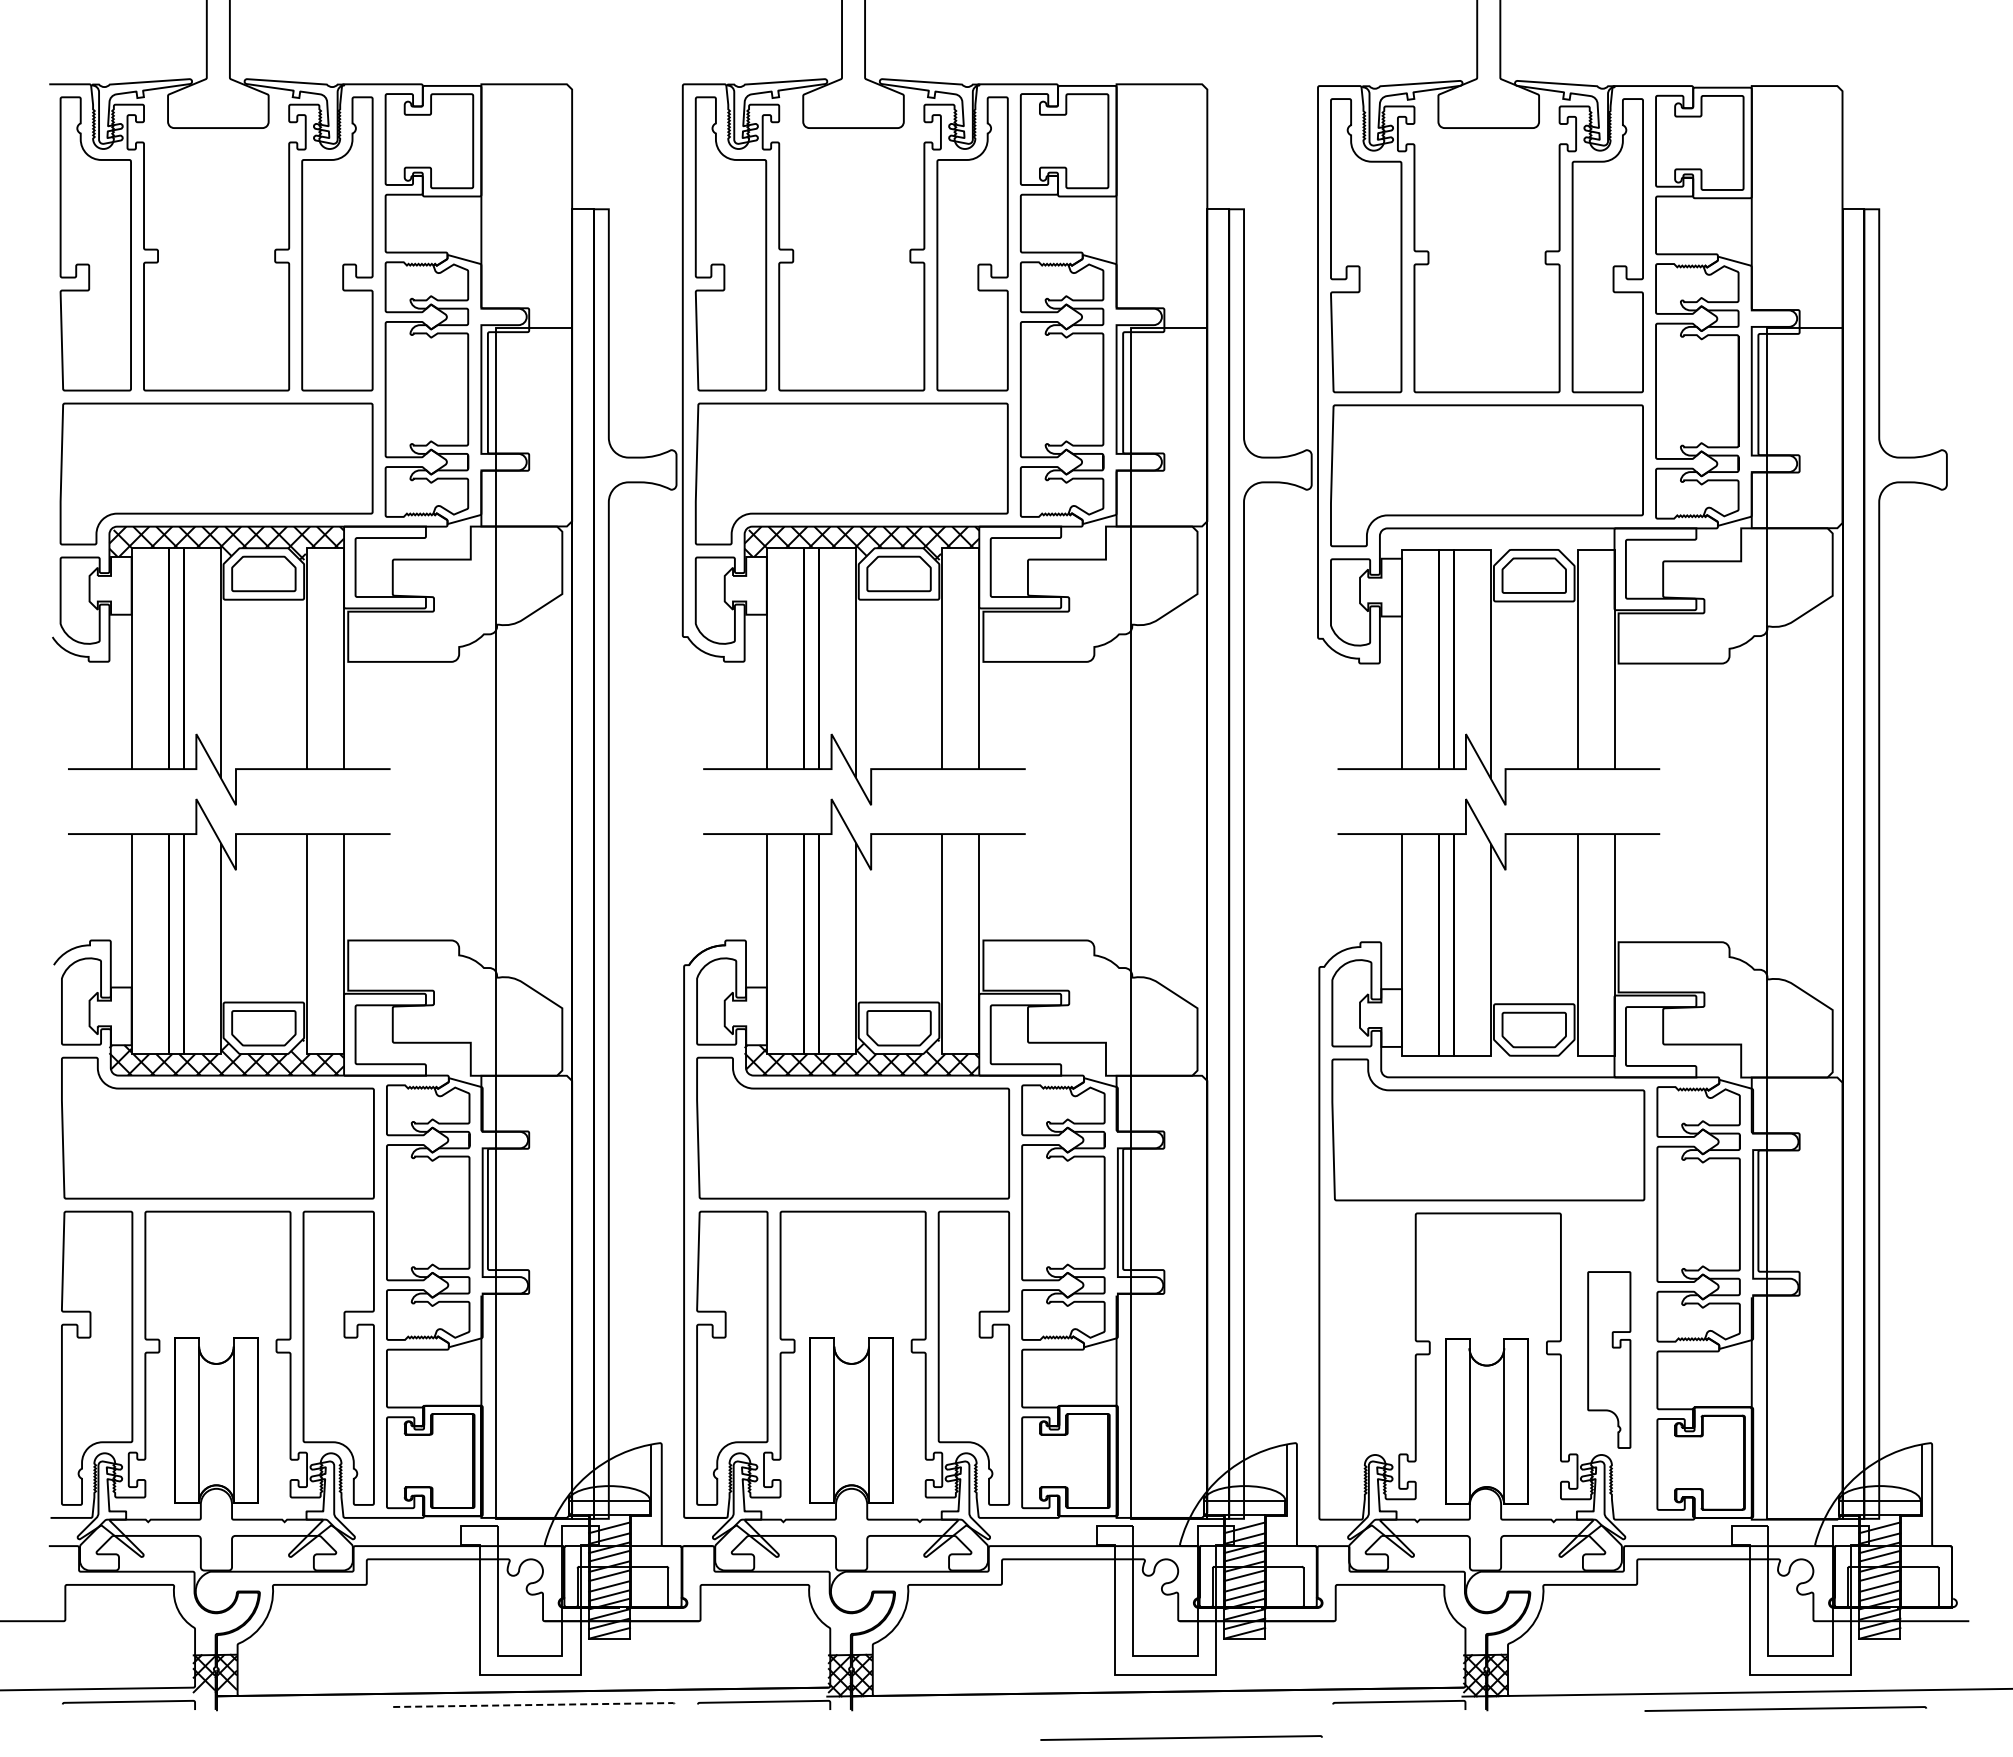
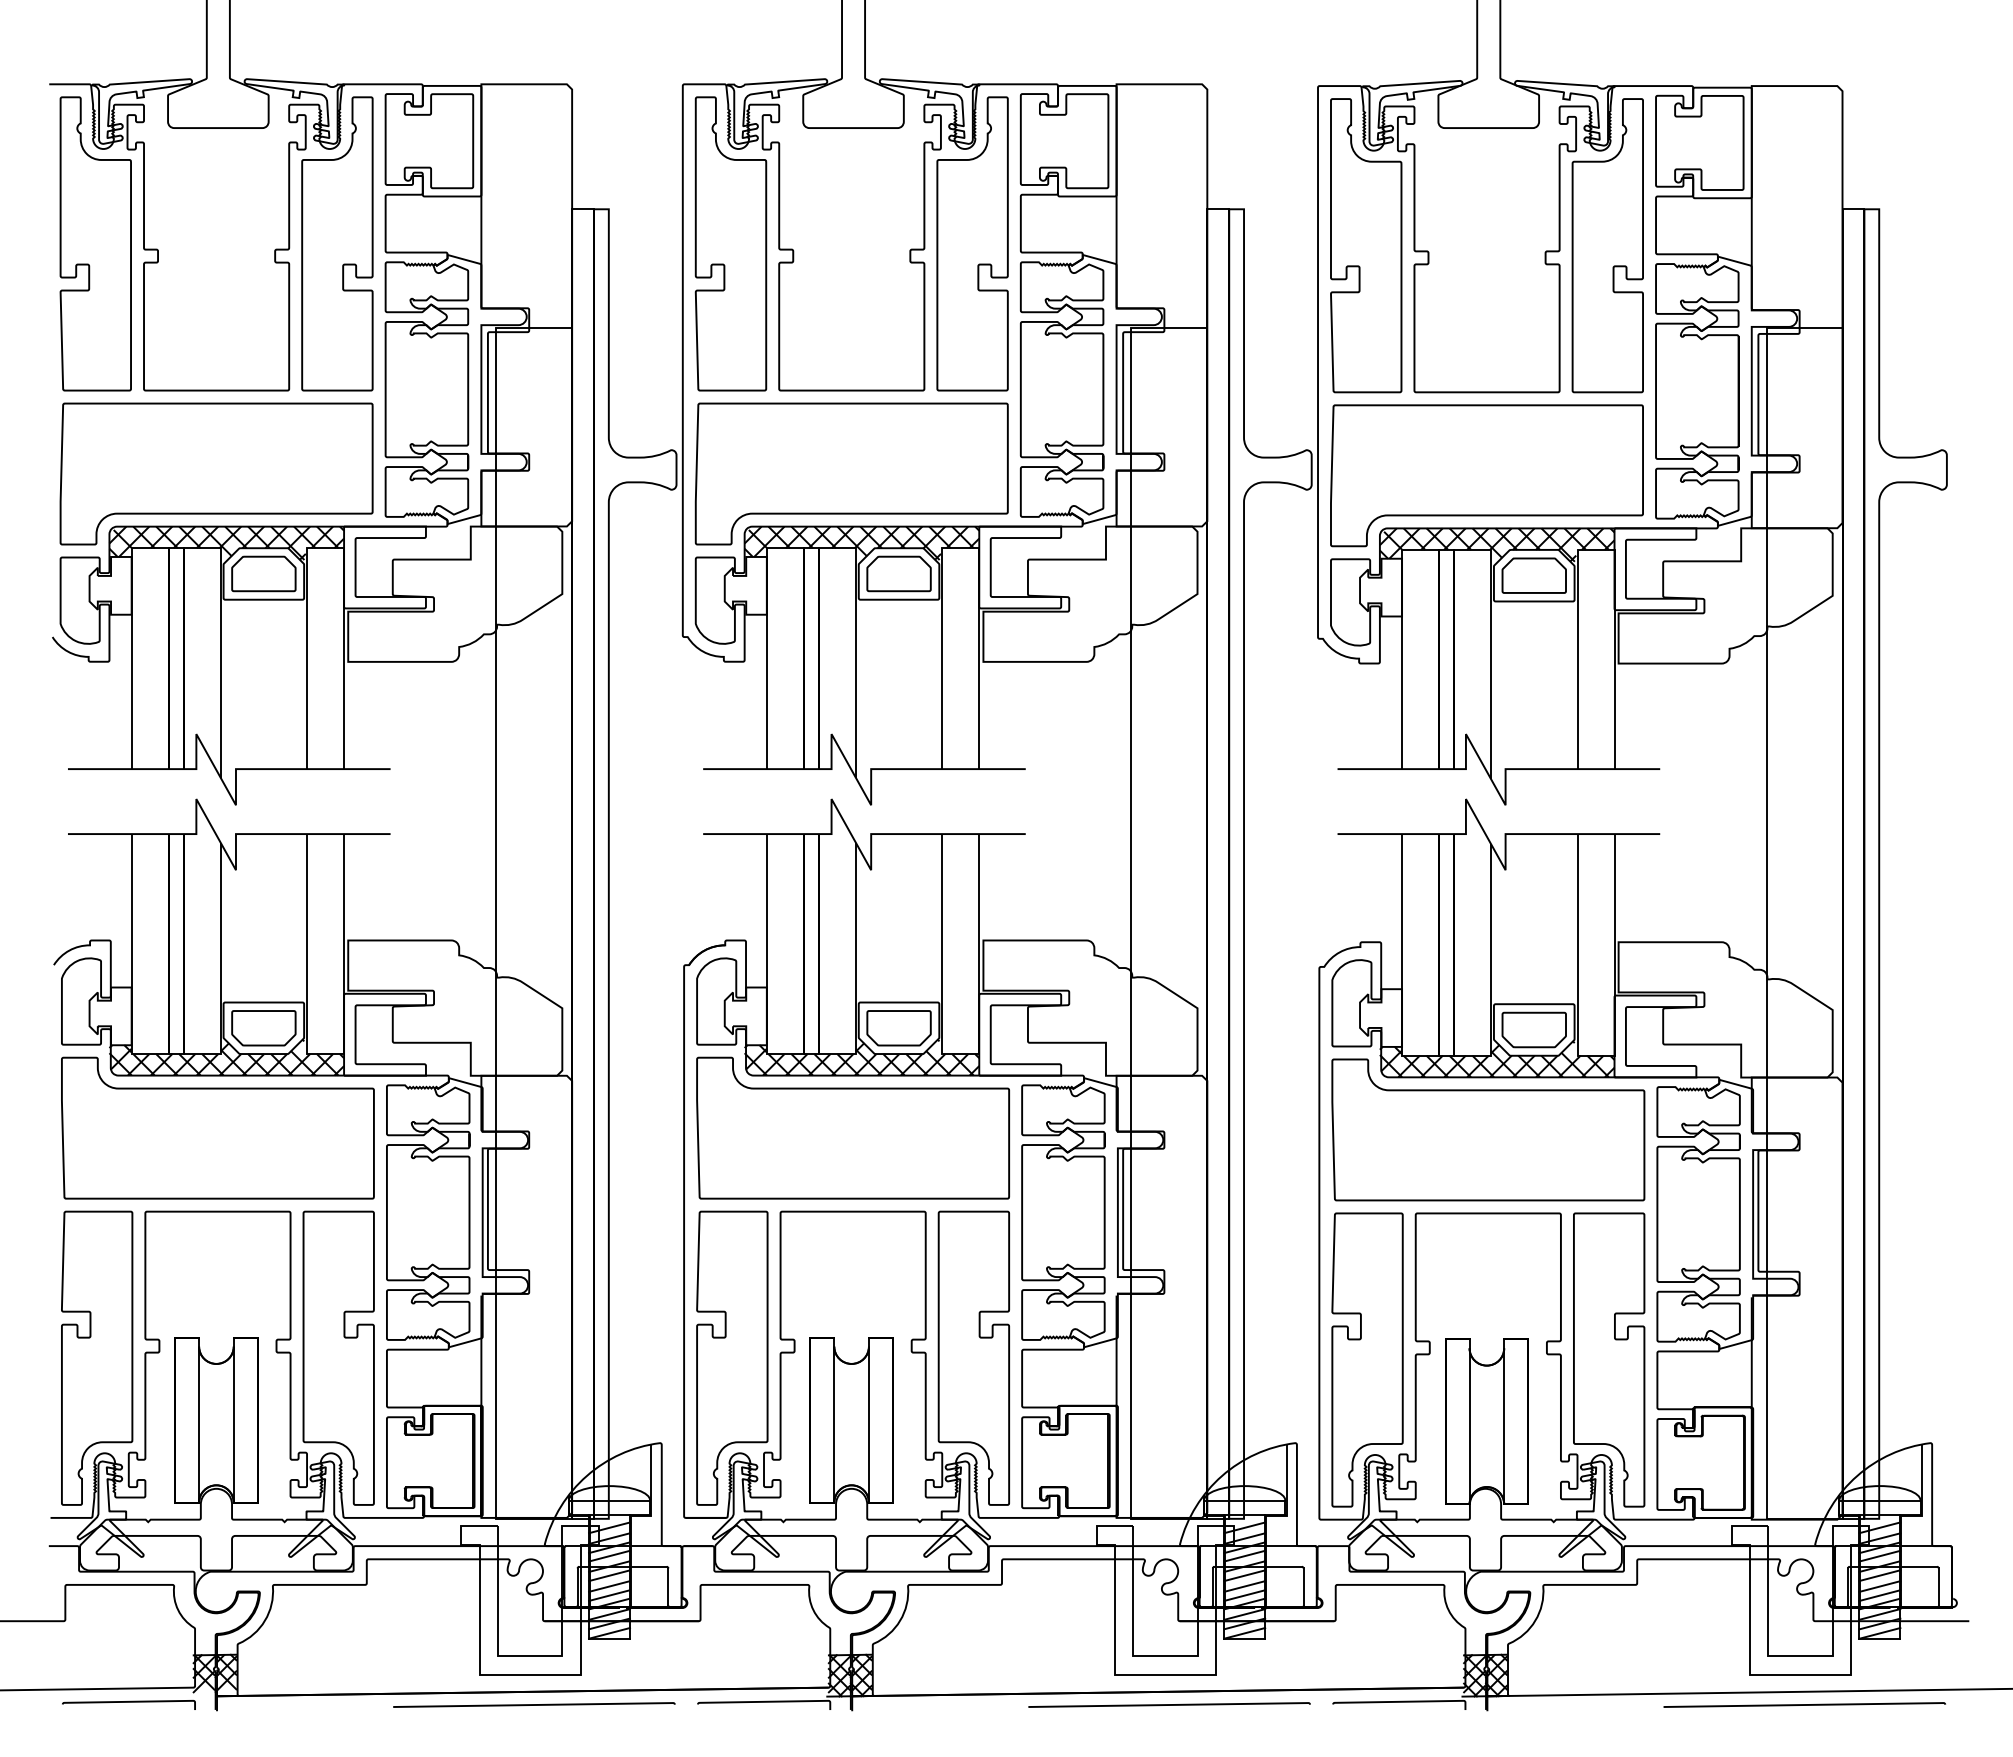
hatch: none -> present (1496, 544)
hatch: none -> present (1496, 1059)
part: none -> present (1367, 1359)
part size: 45x178 px -> 73x296 px (1609, 1359)
line: dashed -> solid (541, 1704)
line position: (1785, 1708) -> (1804, 1704) (1804, 1704)
line position: (1181, 1737) -> (1169, 1704) (1169, 1704)
